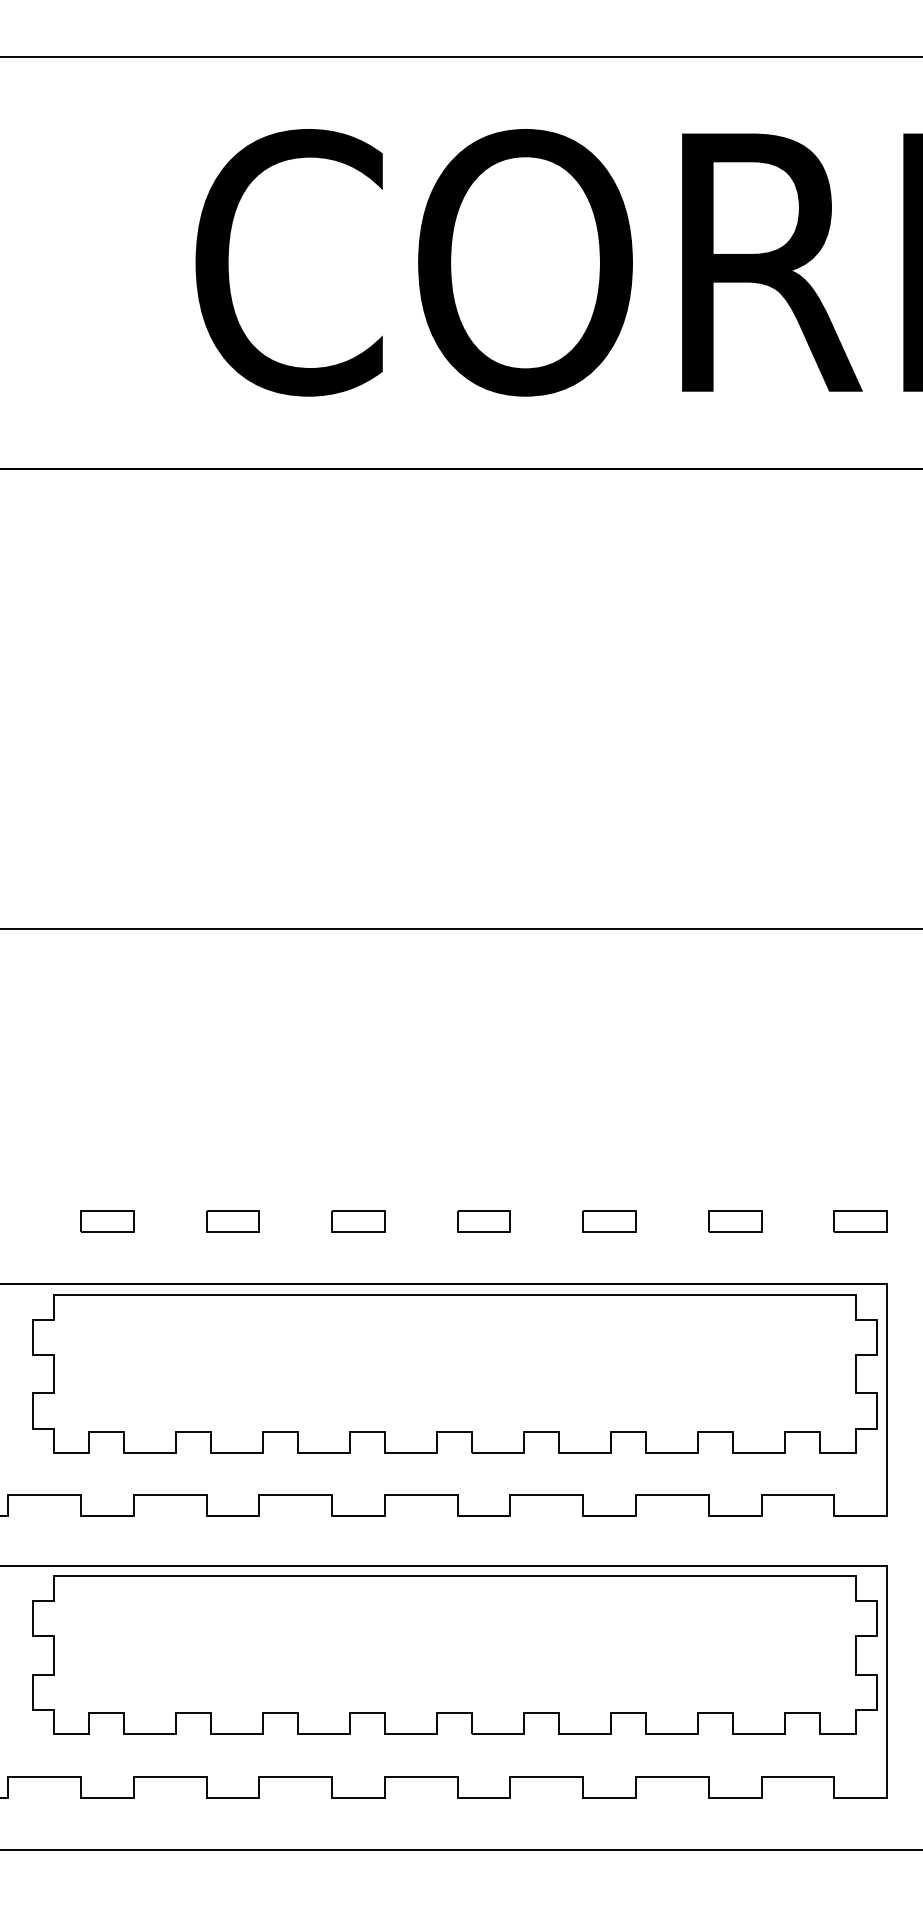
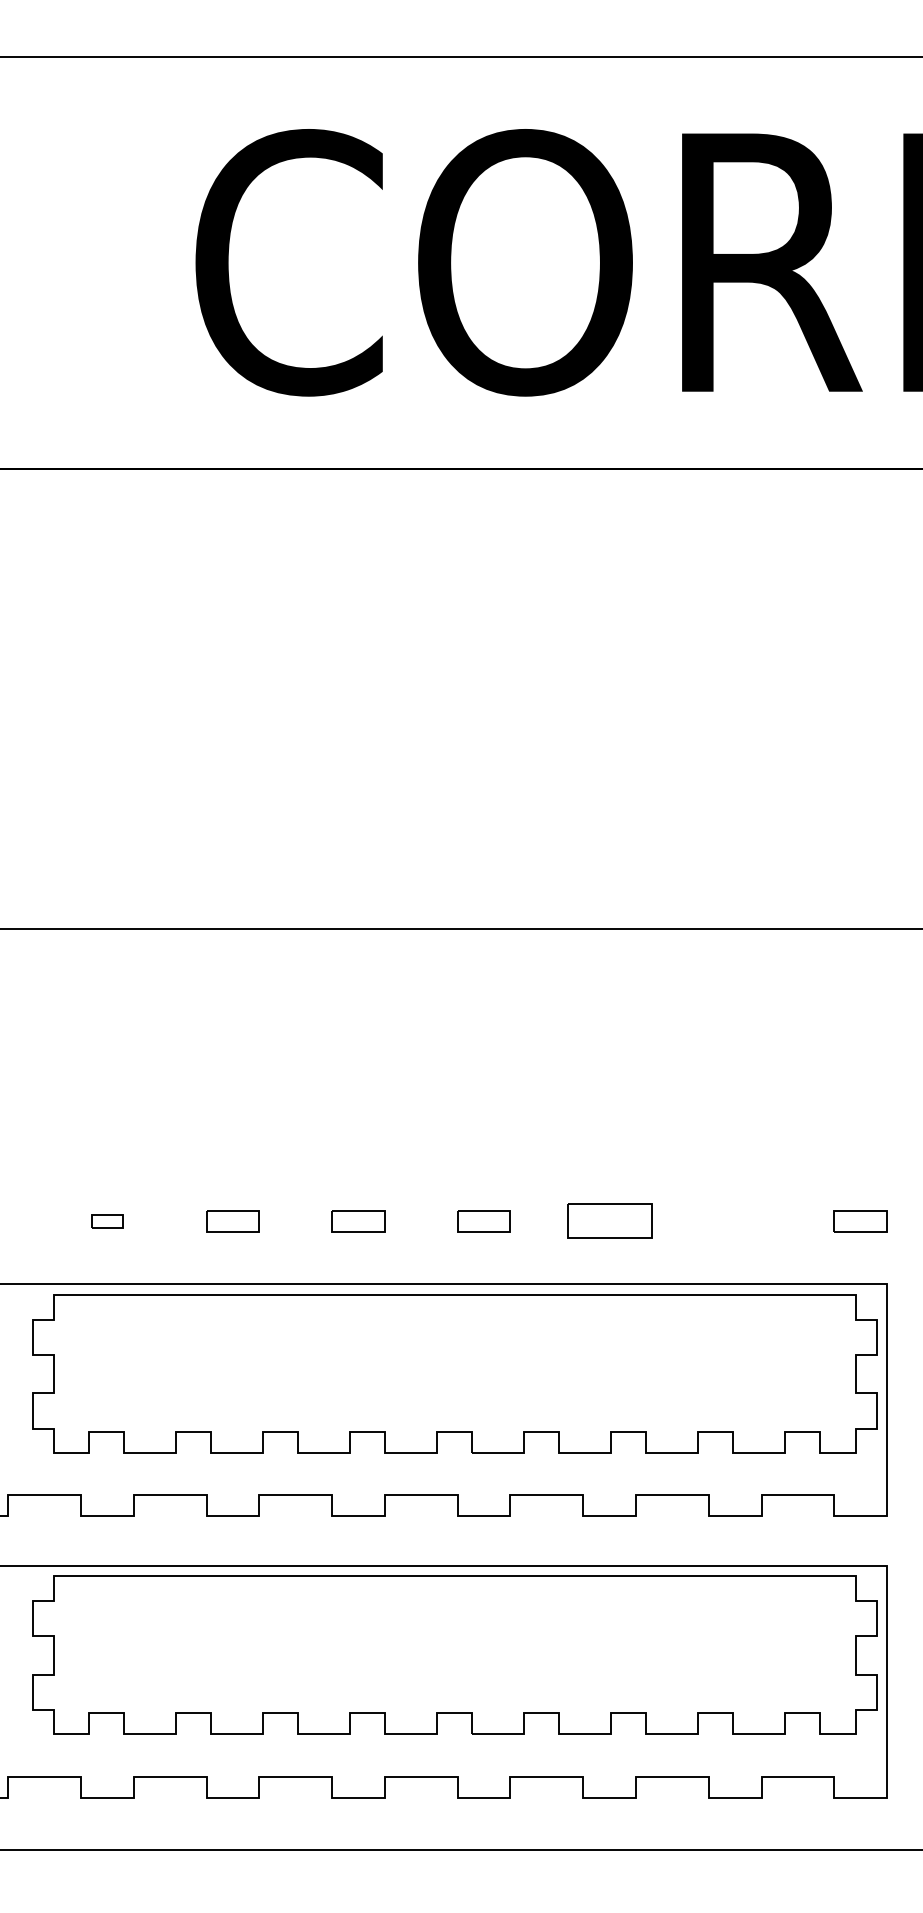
part size: 55x23 px -> 33x15 px (107, 1221)
part size: 55x23 px -> 86x36 px (609, 1220)
part: present -> none (735, 1221)
